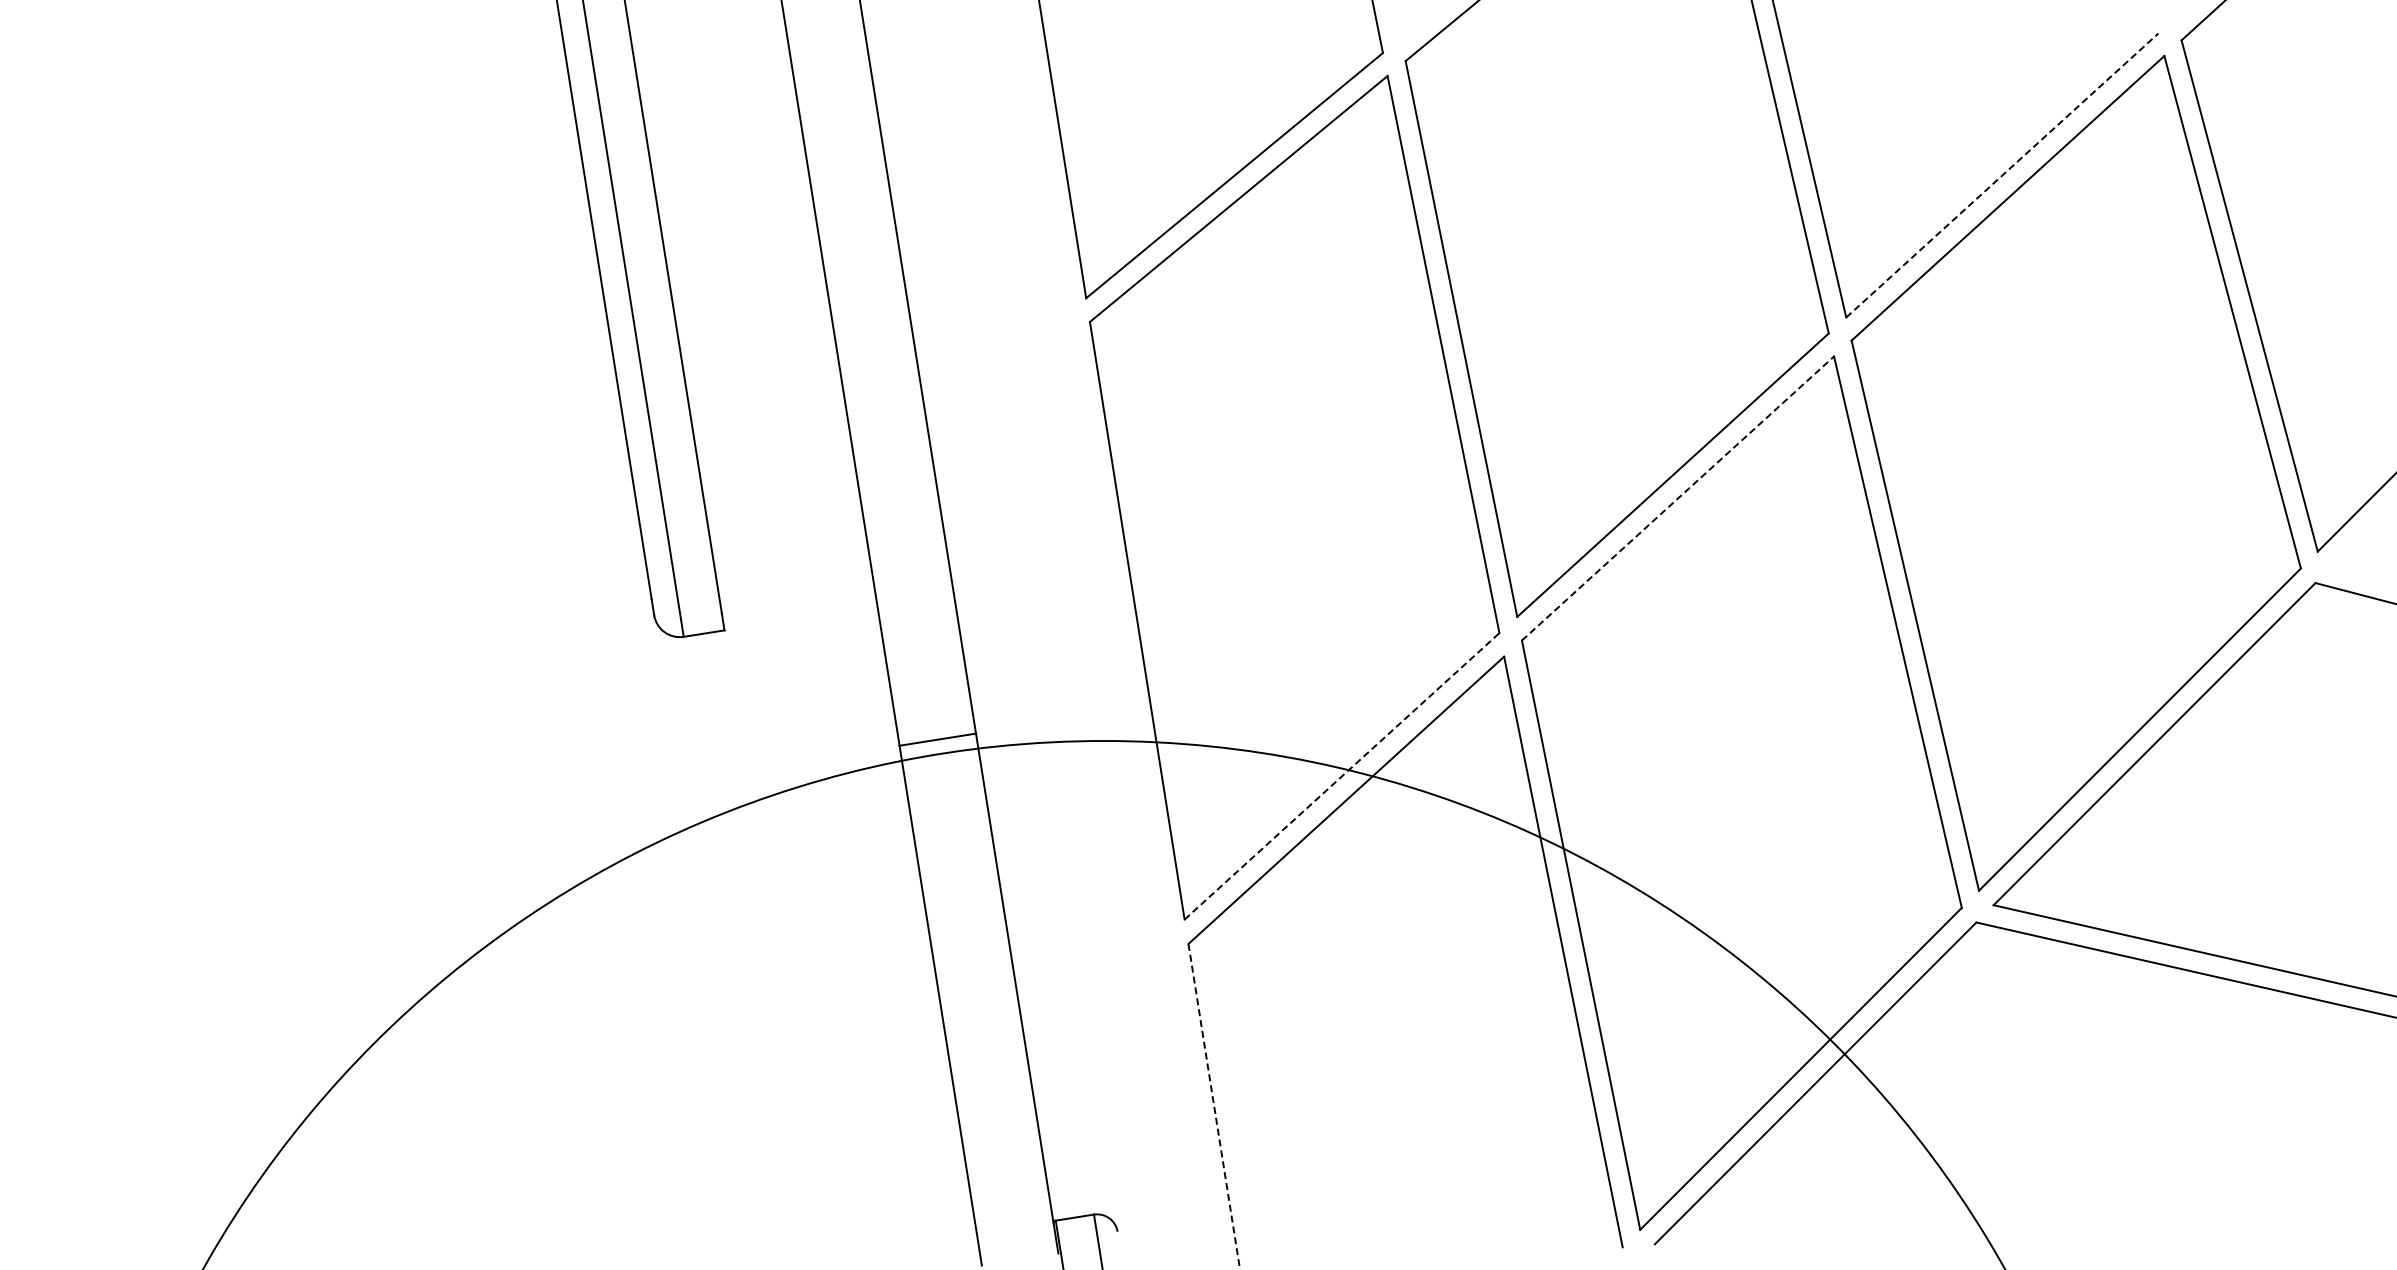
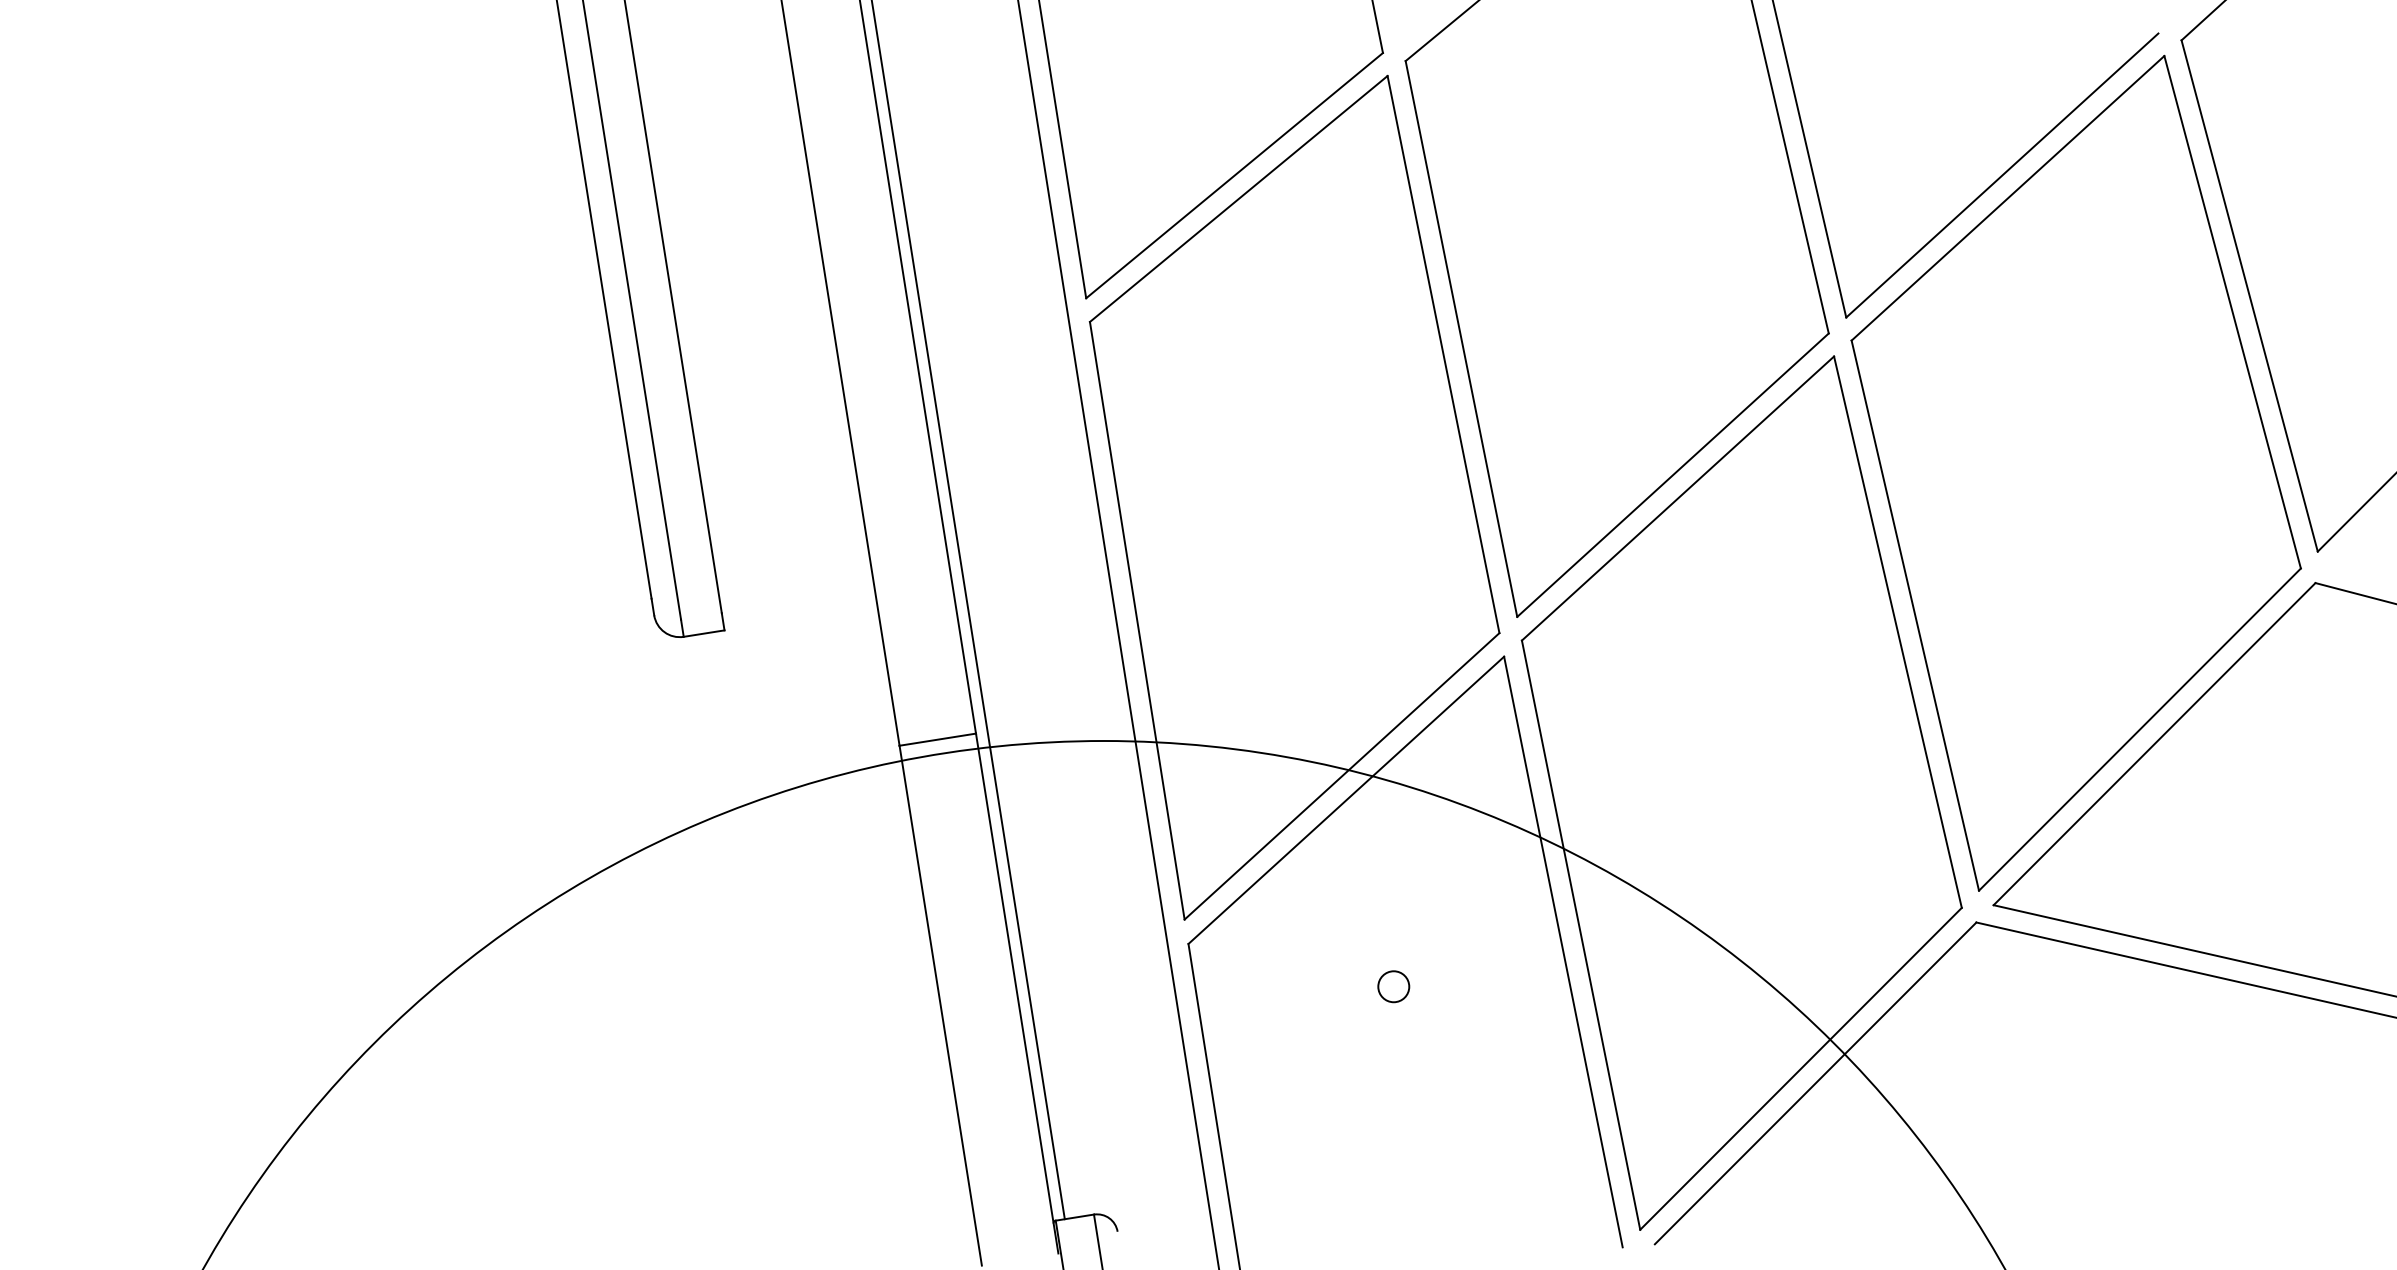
line: dashed -> solid (2002, 175)
line: dashed -> solid (1678, 498)
line: none -> present (968, 610)
line: none -> present (1118, 634)
line: dashed -> solid (1342, 776)
circle: none -> present (1393, 986)
line: dashed -> solid (1214, 1106)
